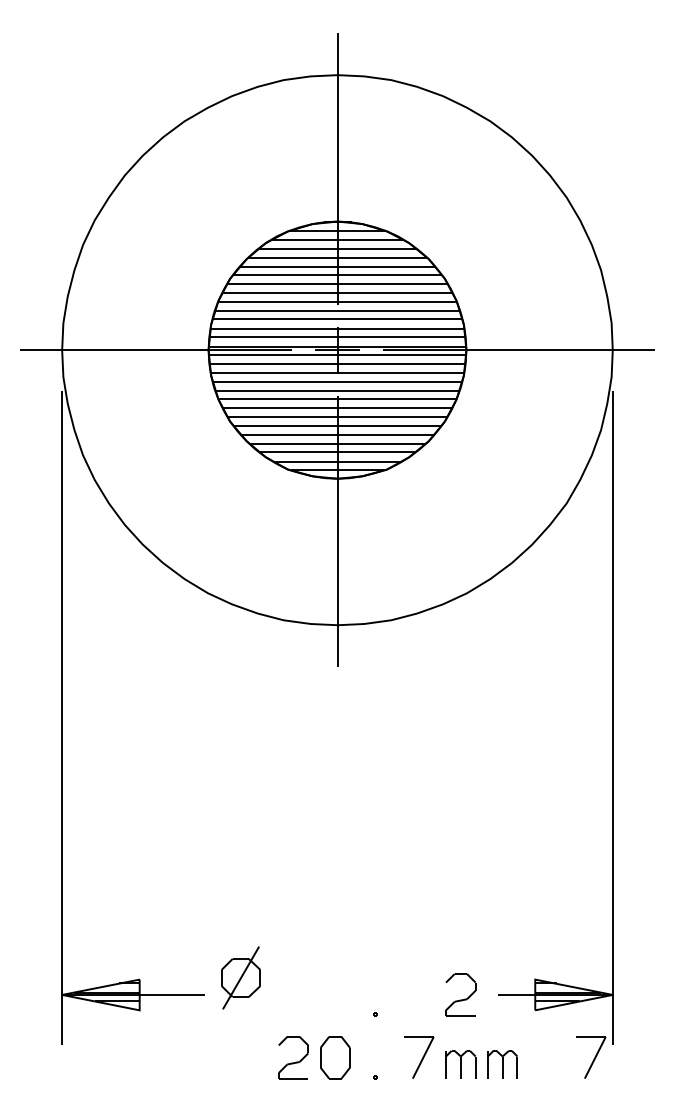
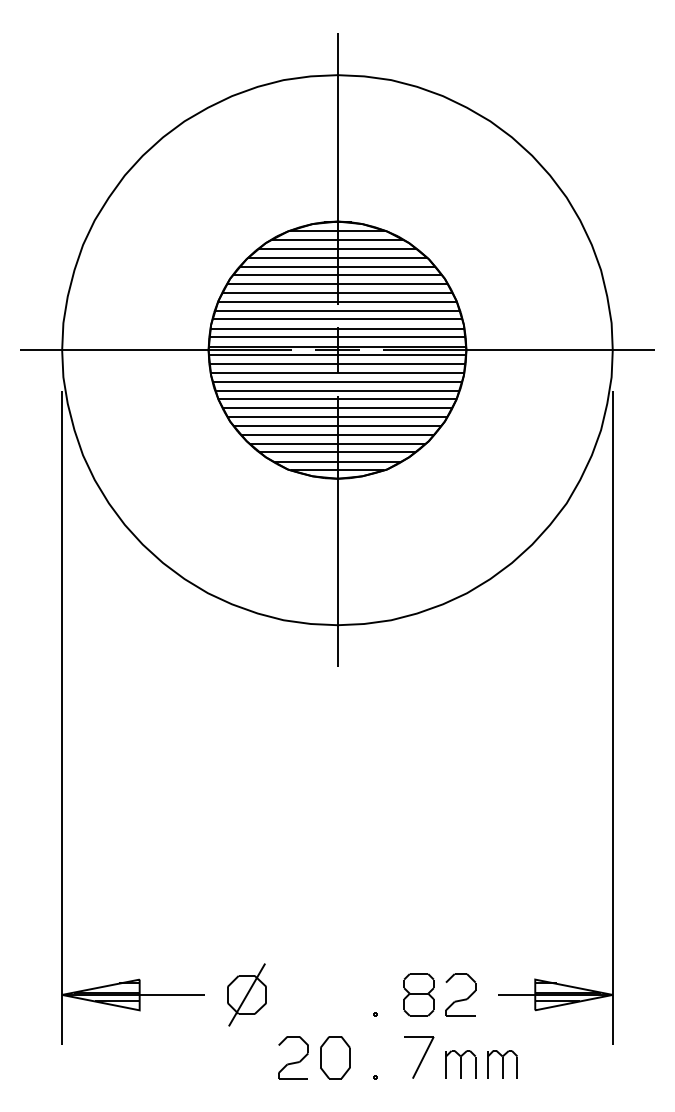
part position: (240, 977) -> (246, 994) (246, 994)
part: none -> present (418, 994)
part: present -> none (591, 1057)
